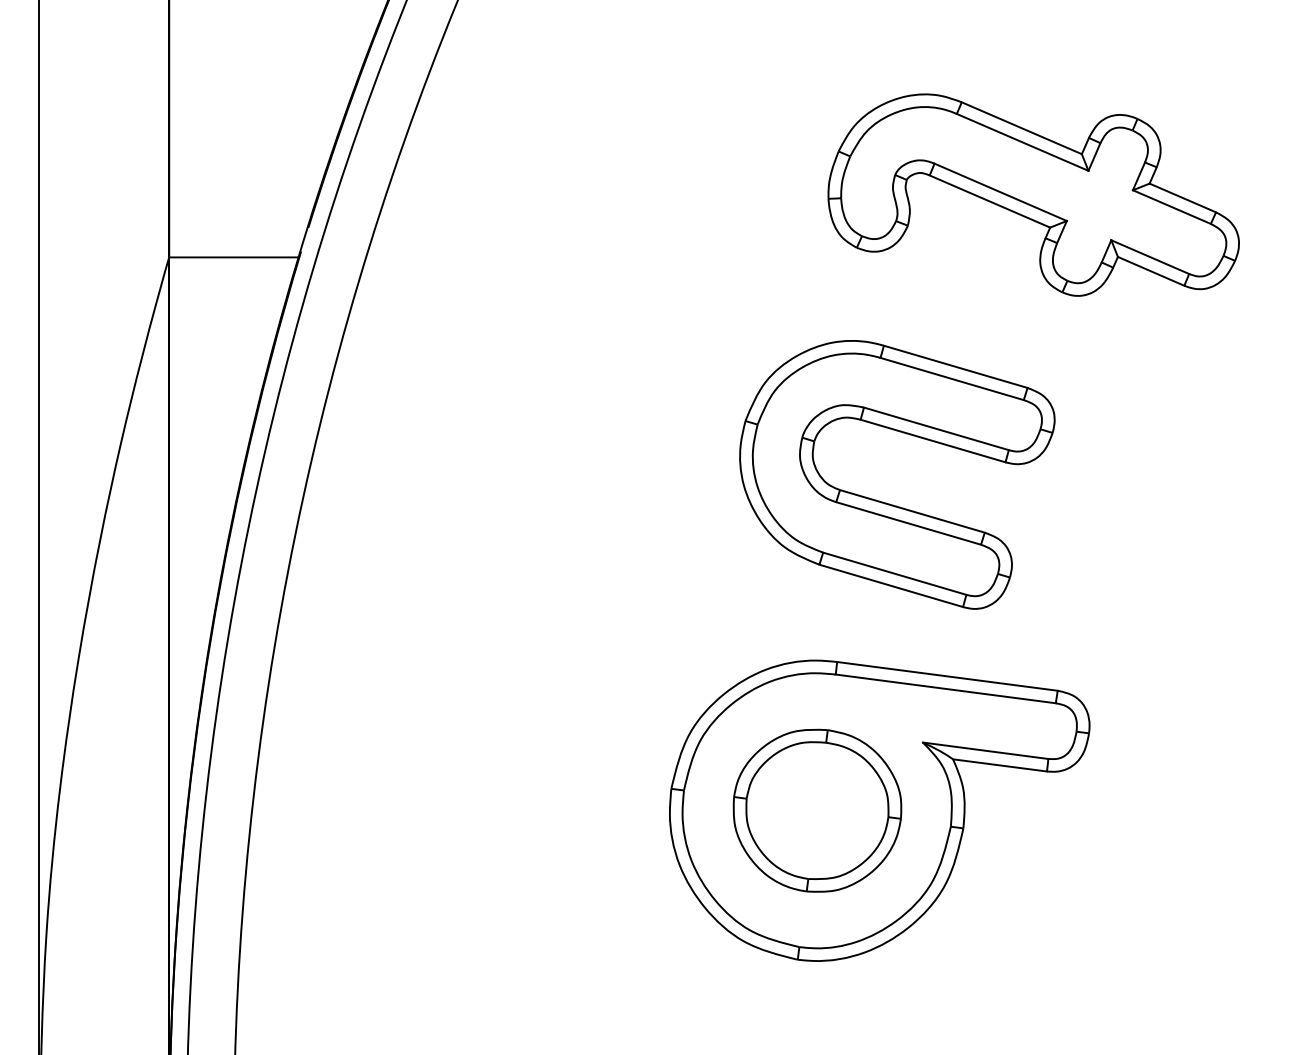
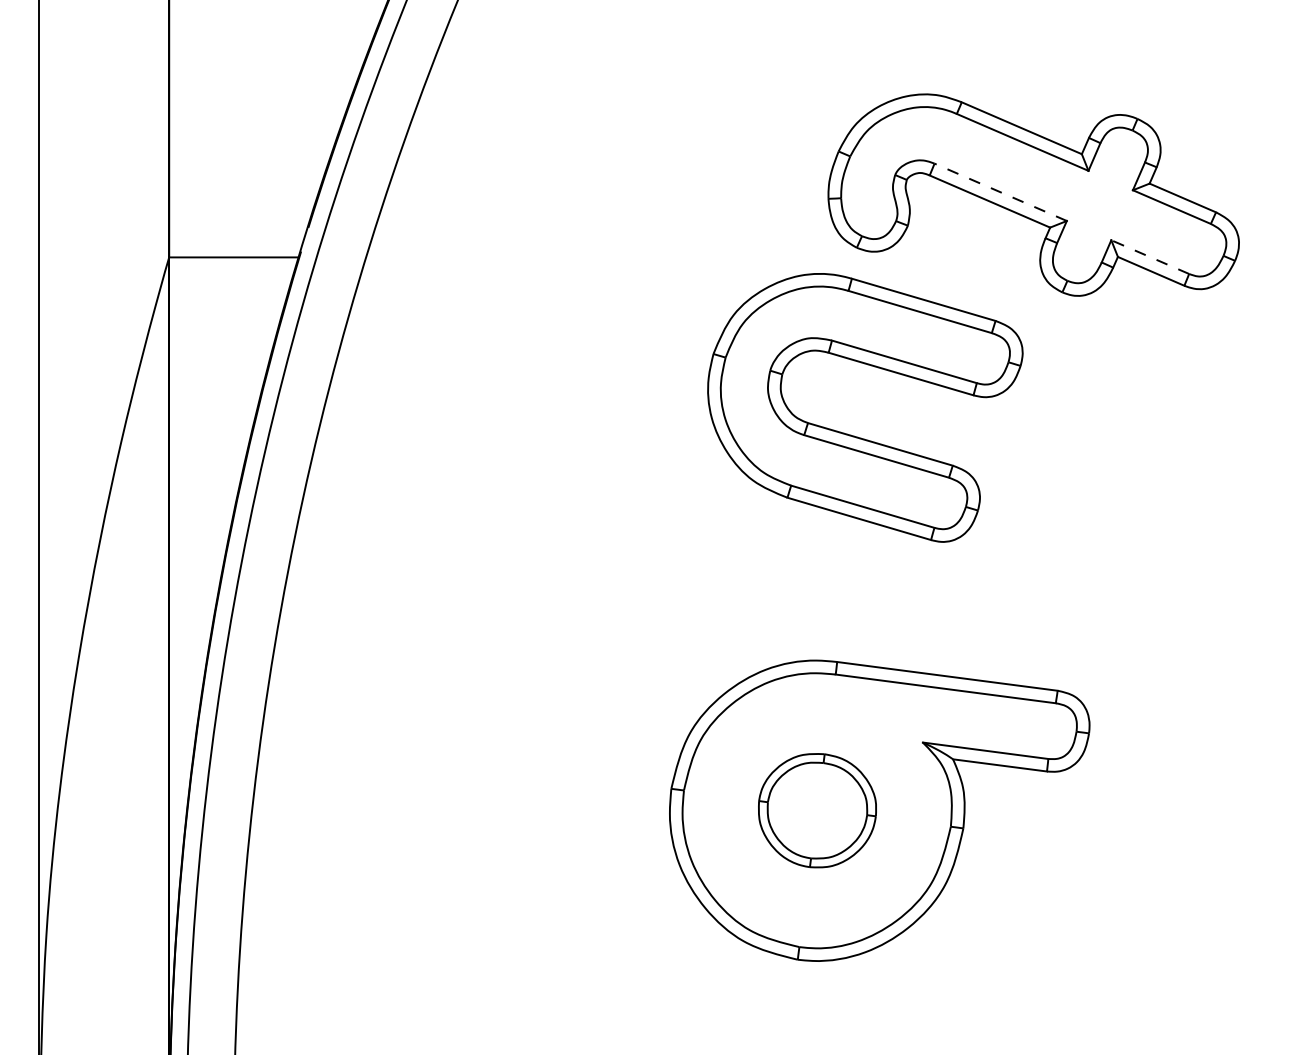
line: solid -> dashed (1000, 192)
line: solid -> dashed (1149, 256)
part position: (886, 502) -> (854, 435) (854, 435)
part size: 171x165 px -> 119x116 px (817, 810)
